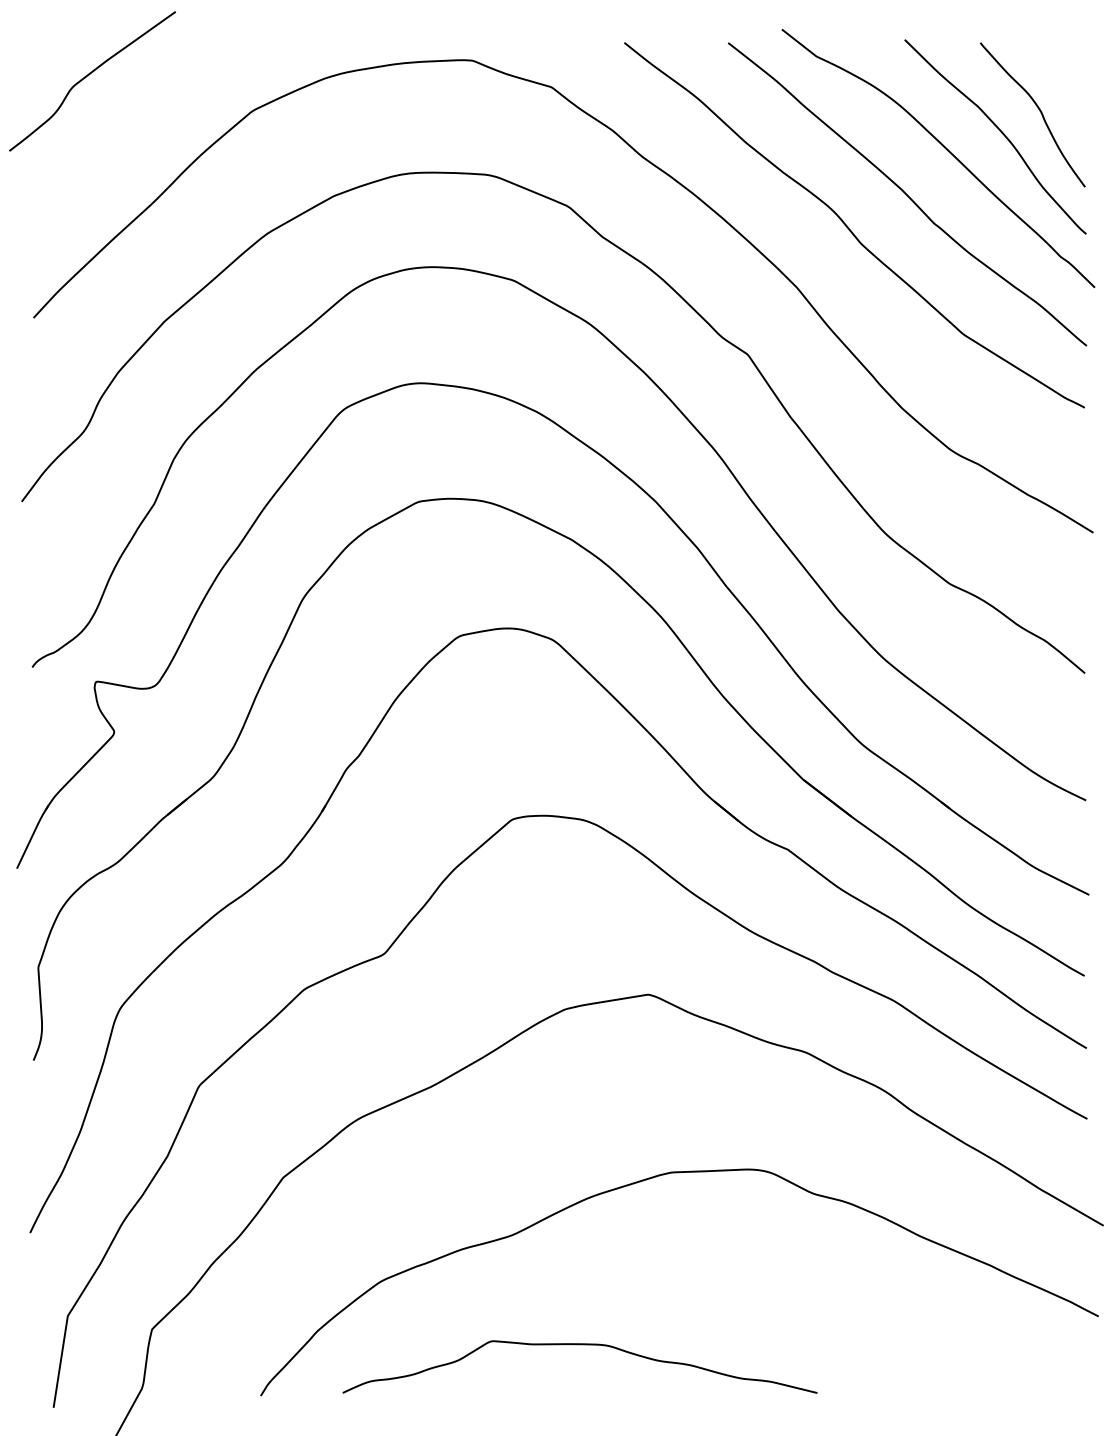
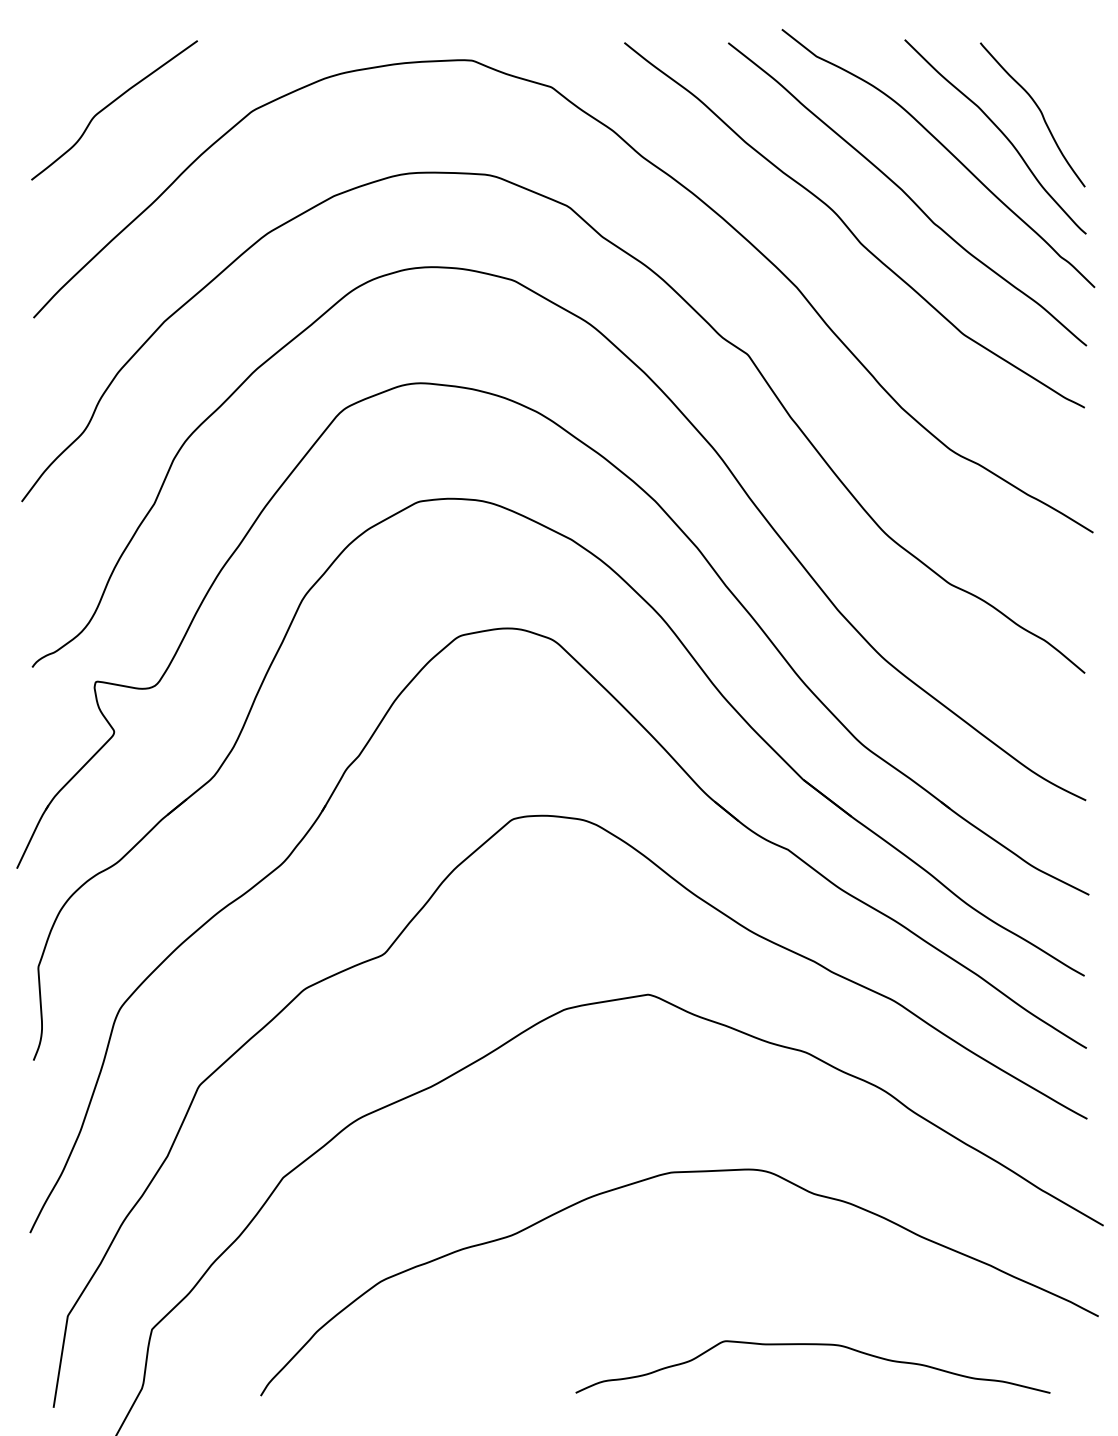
curve position: (89, 75) -> (111, 104) (111, 104)
curve position: (579, 1345) -> (812, 1345) (812, 1345)
